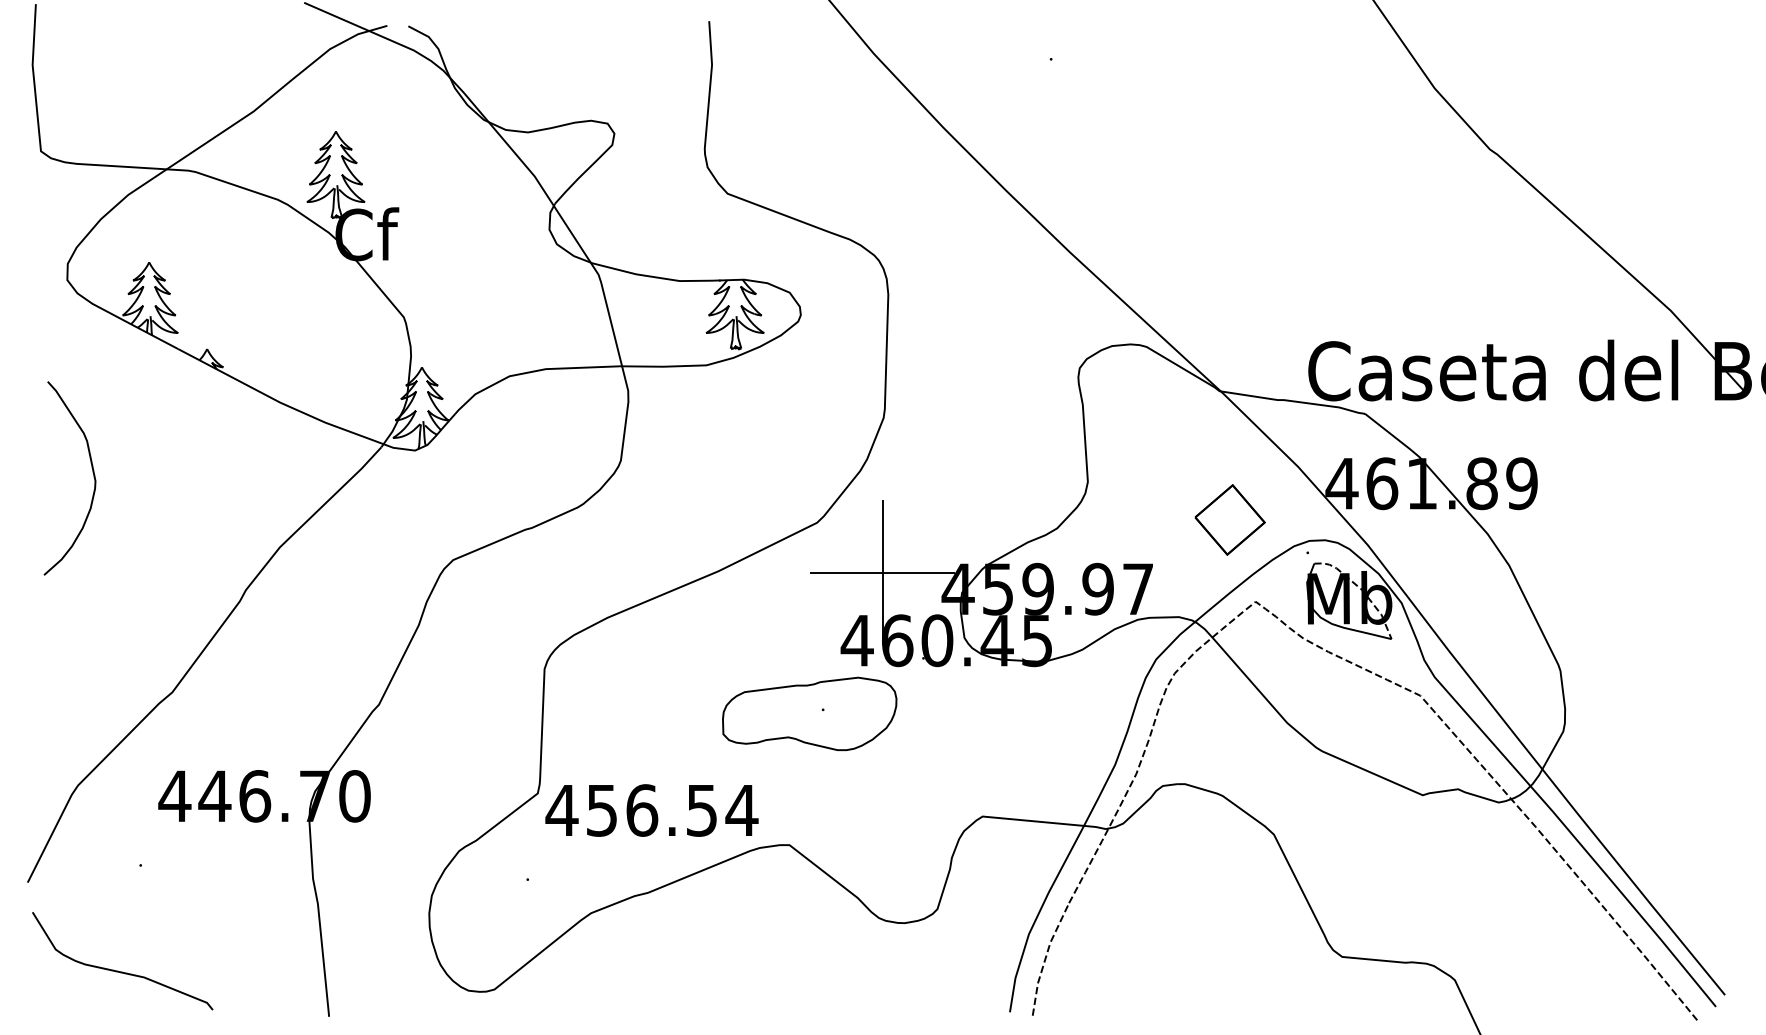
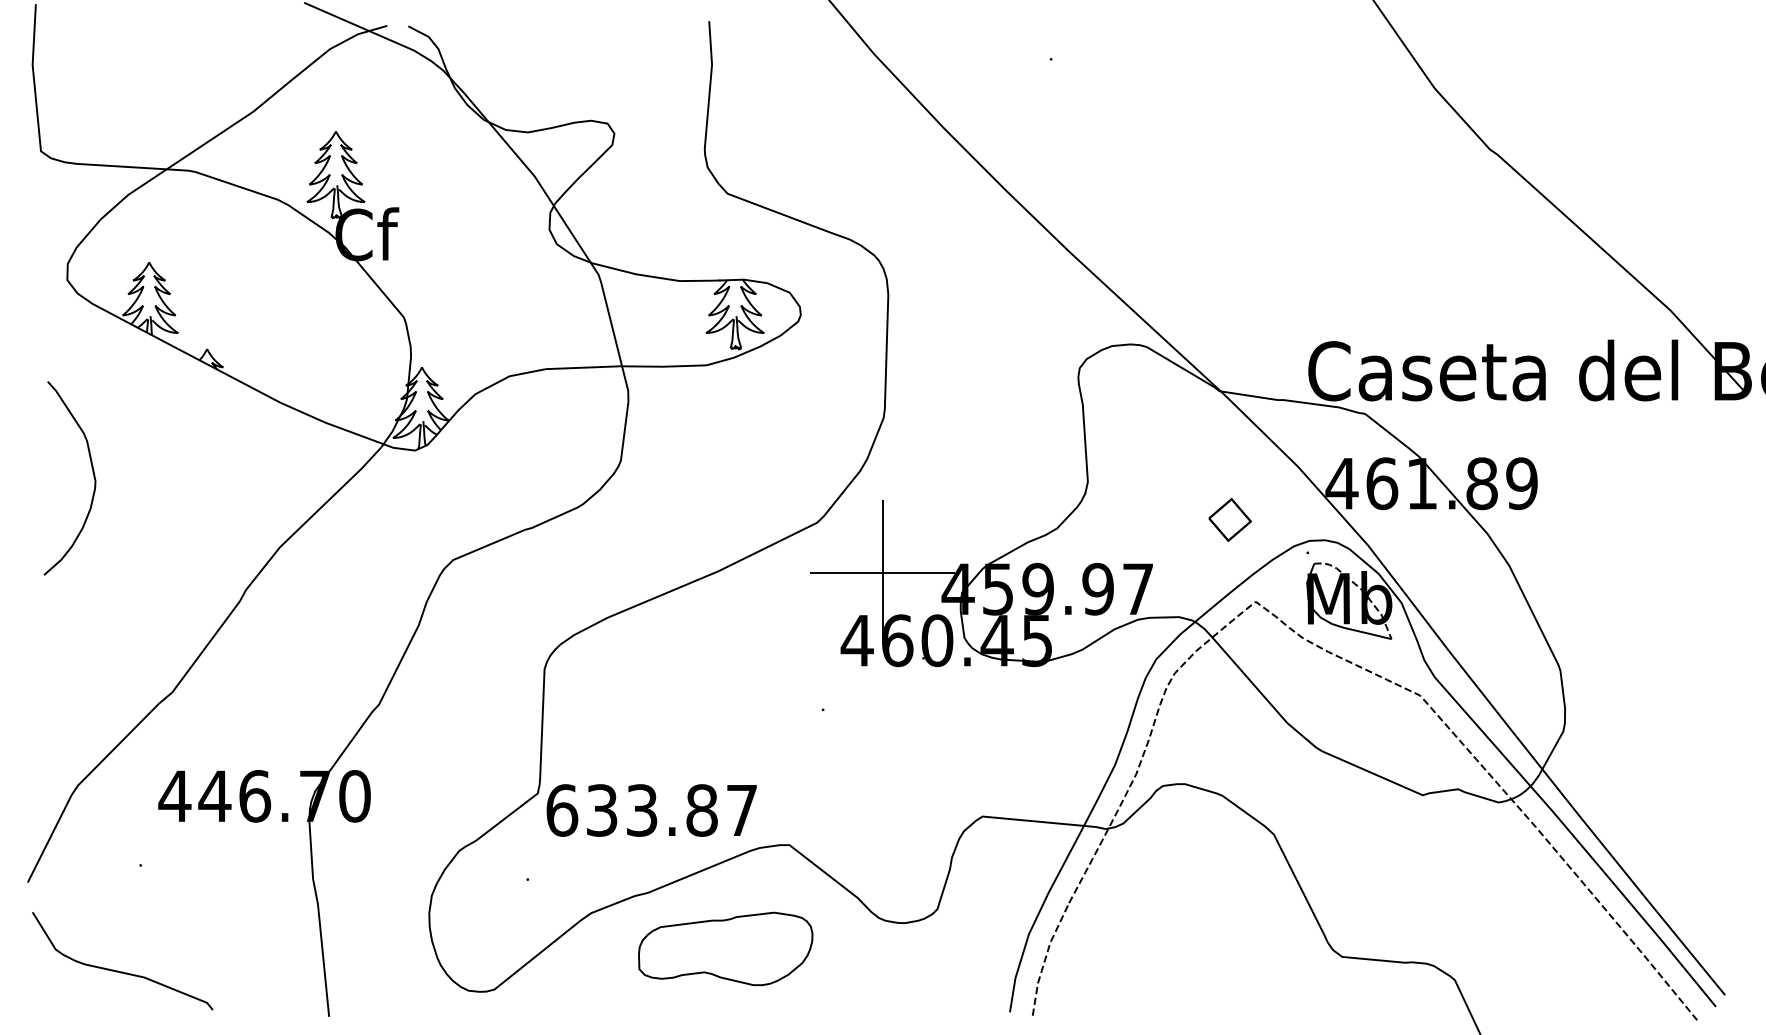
part size: 72x72 px -> 44x44 px (1229, 519)
part position: (809, 713) -> (725, 948) (725, 948)
text: 456.54 -> 633.87 (651, 810)
